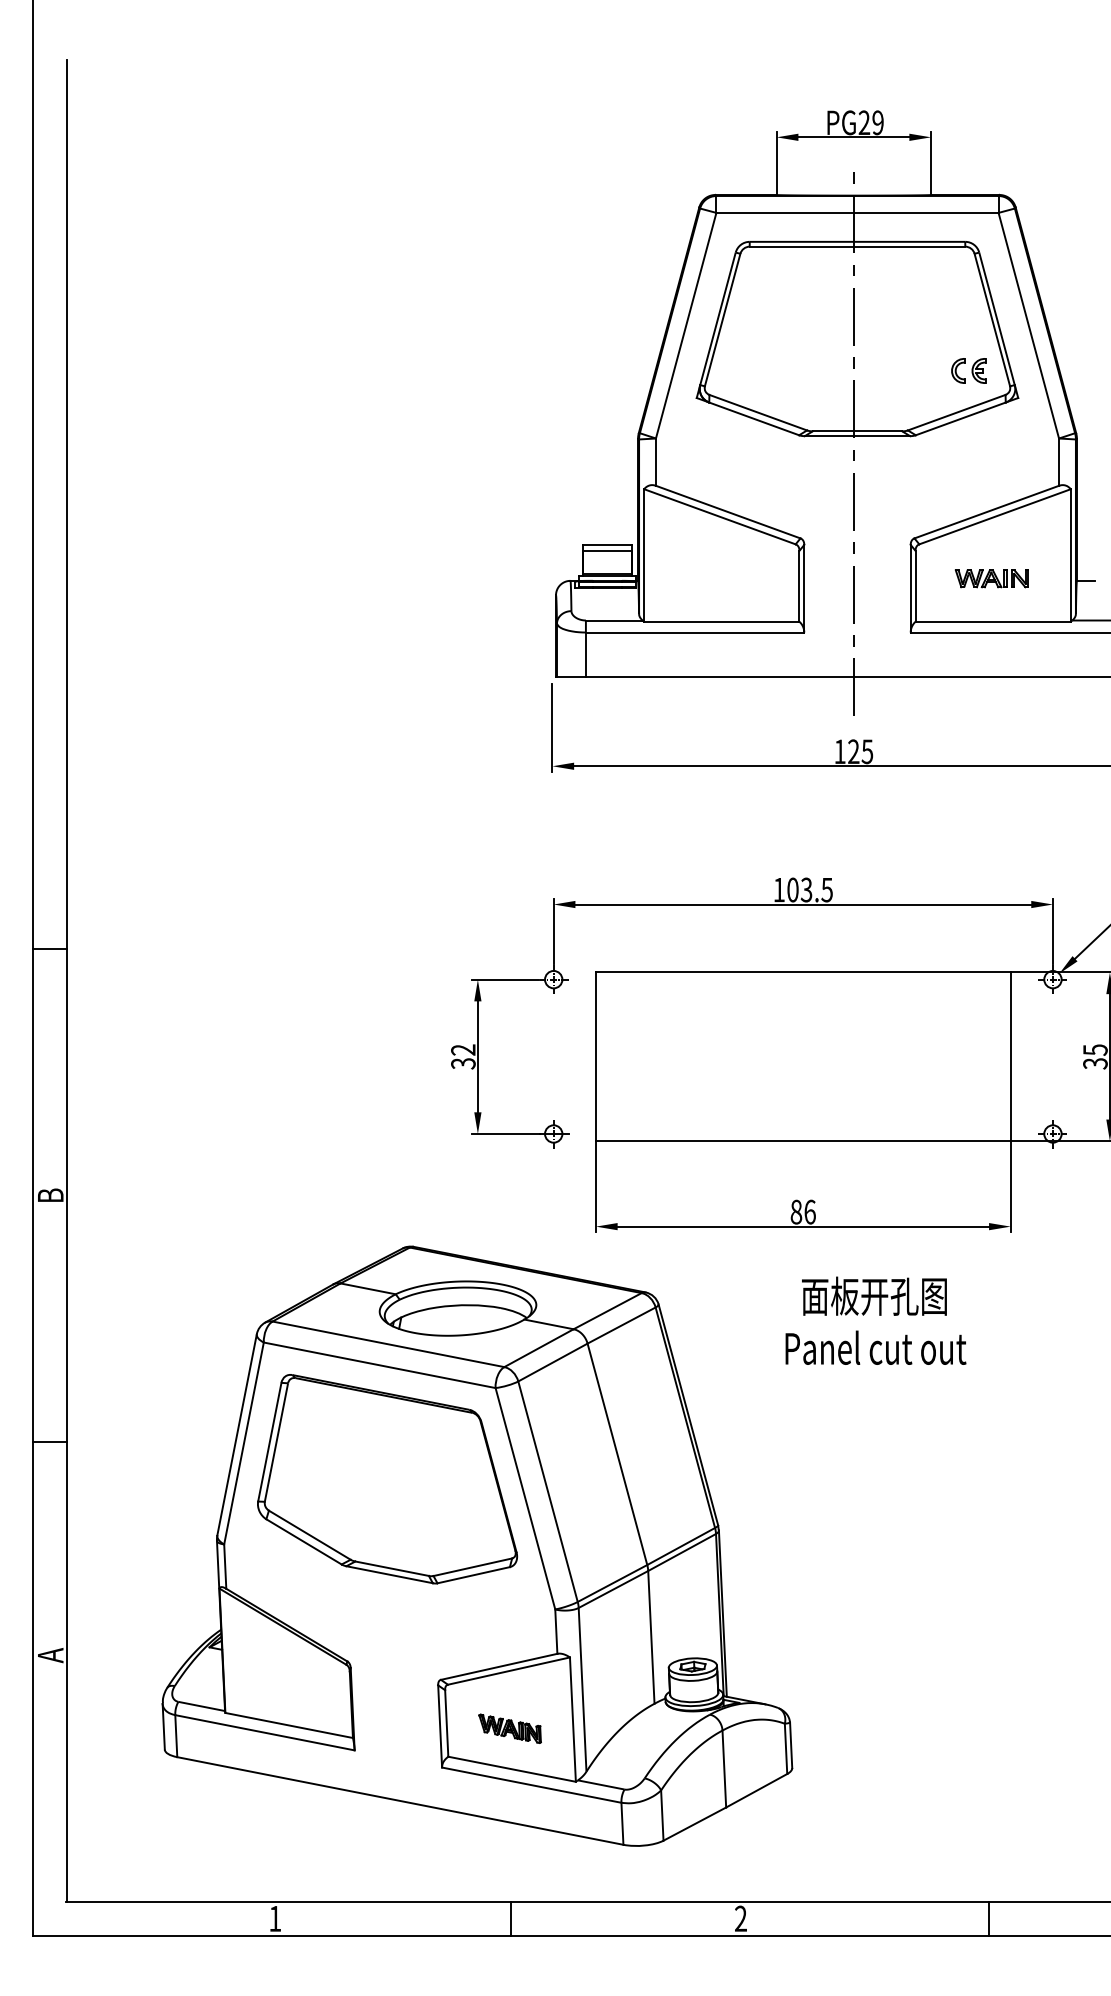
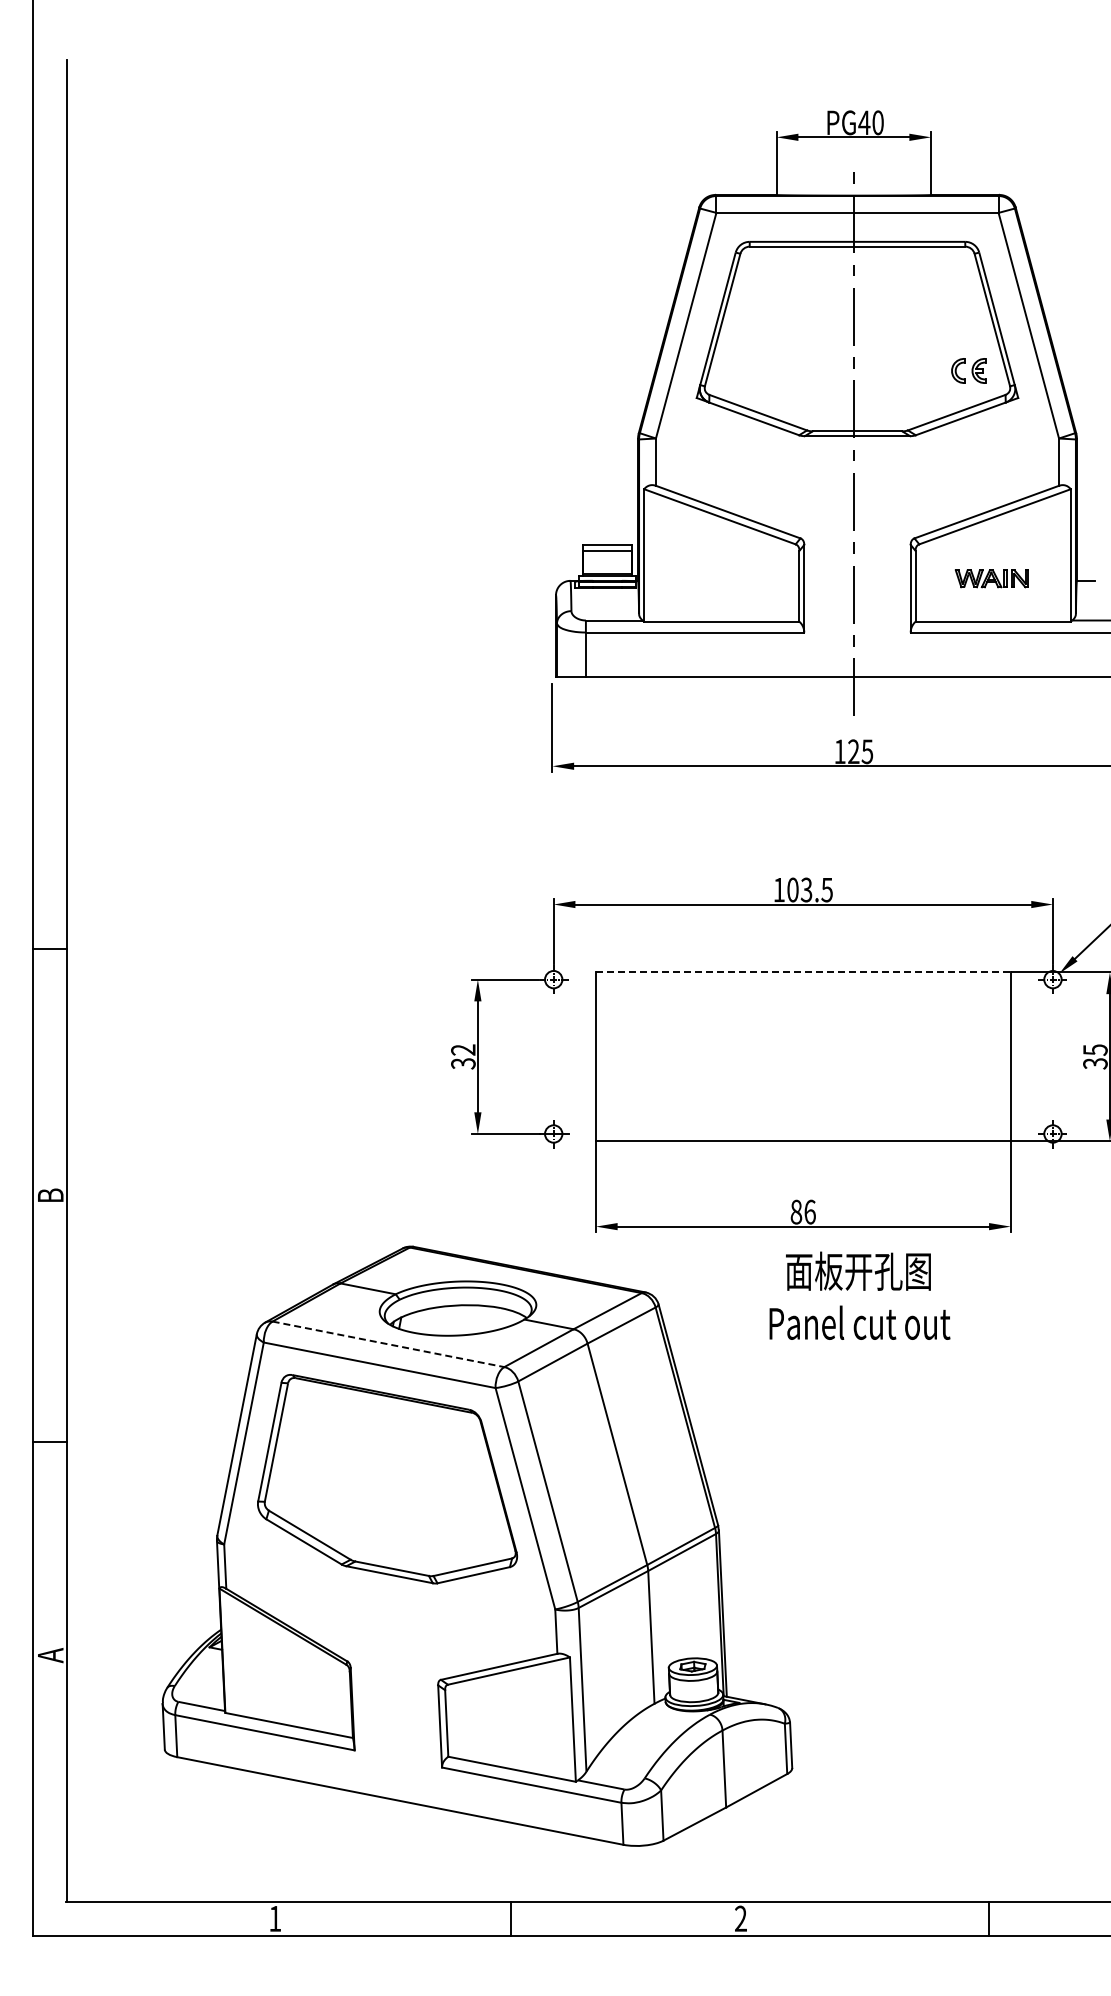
text: PG29 -> PG40 (870, 122)
line: solid -> dashed (803, 972)
text position: (875, 1320) -> (859, 1295) (859, 1295)
line: solid -> dashed (388, 1344)
part: present -> none (509, 1728)
